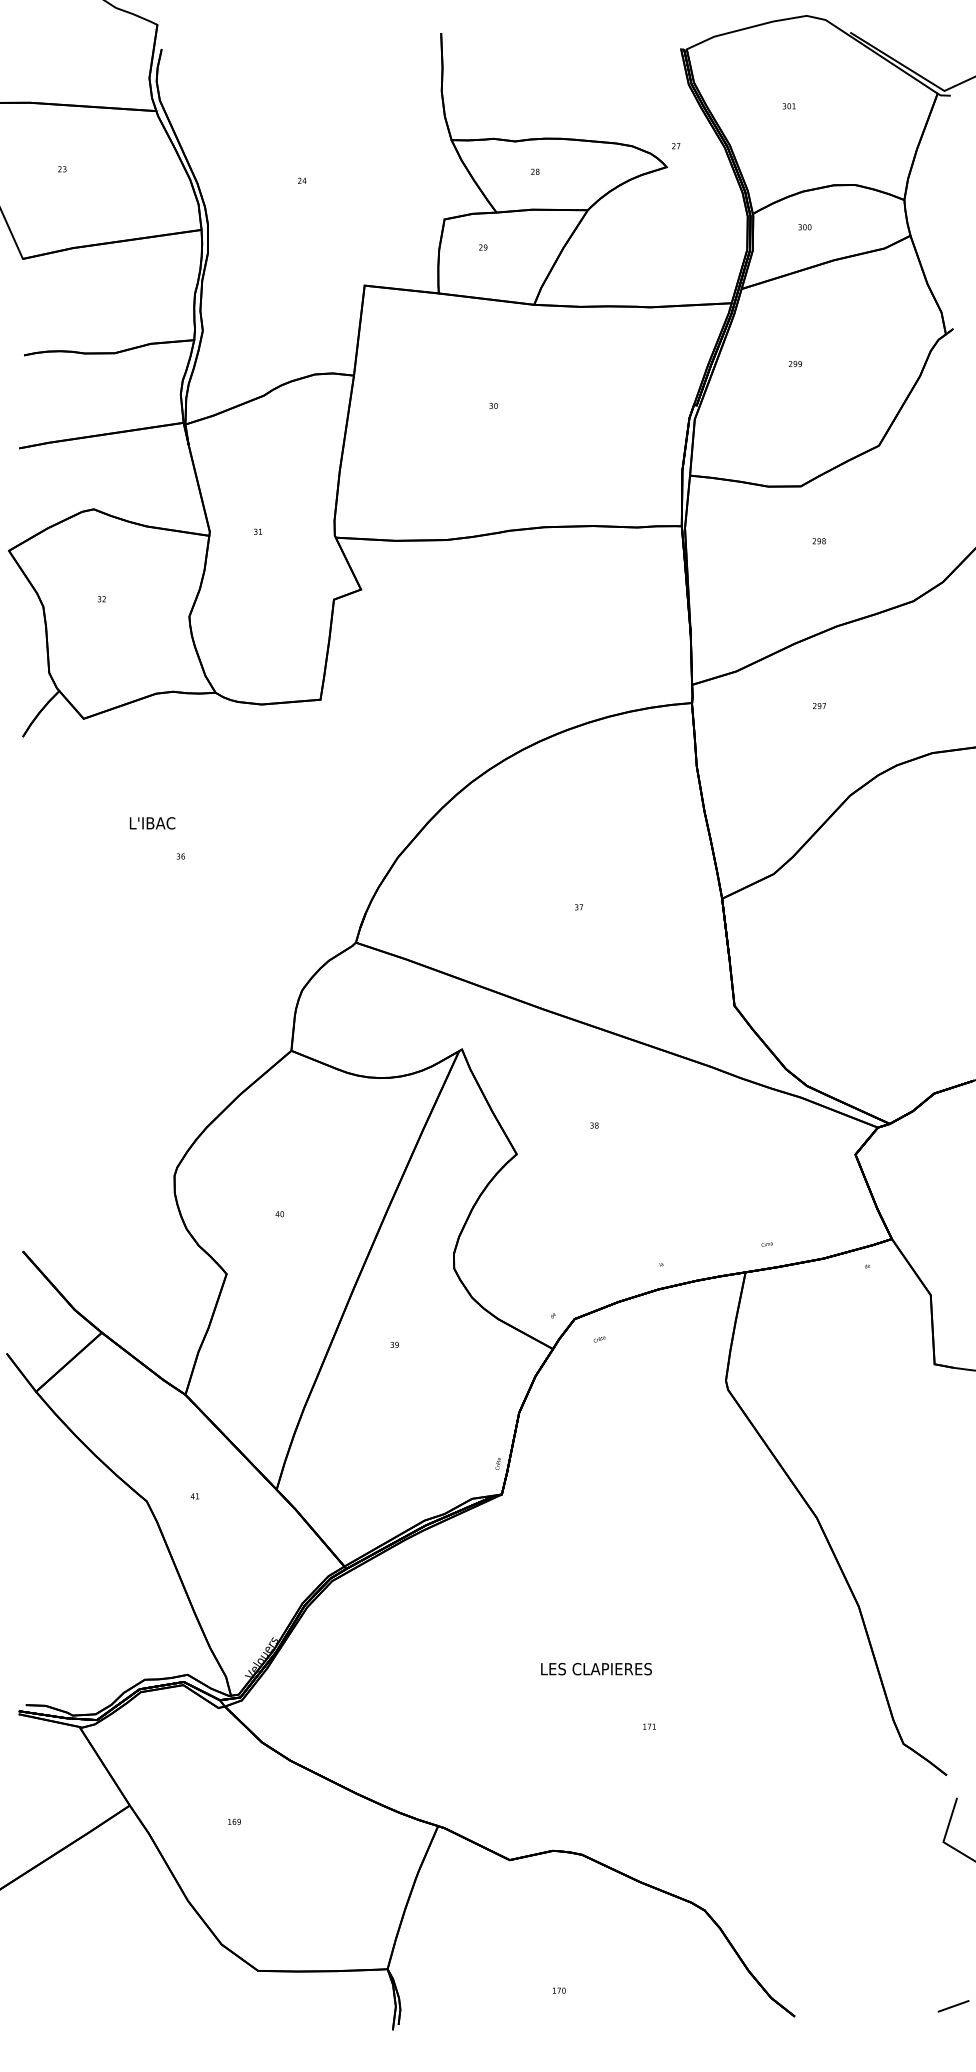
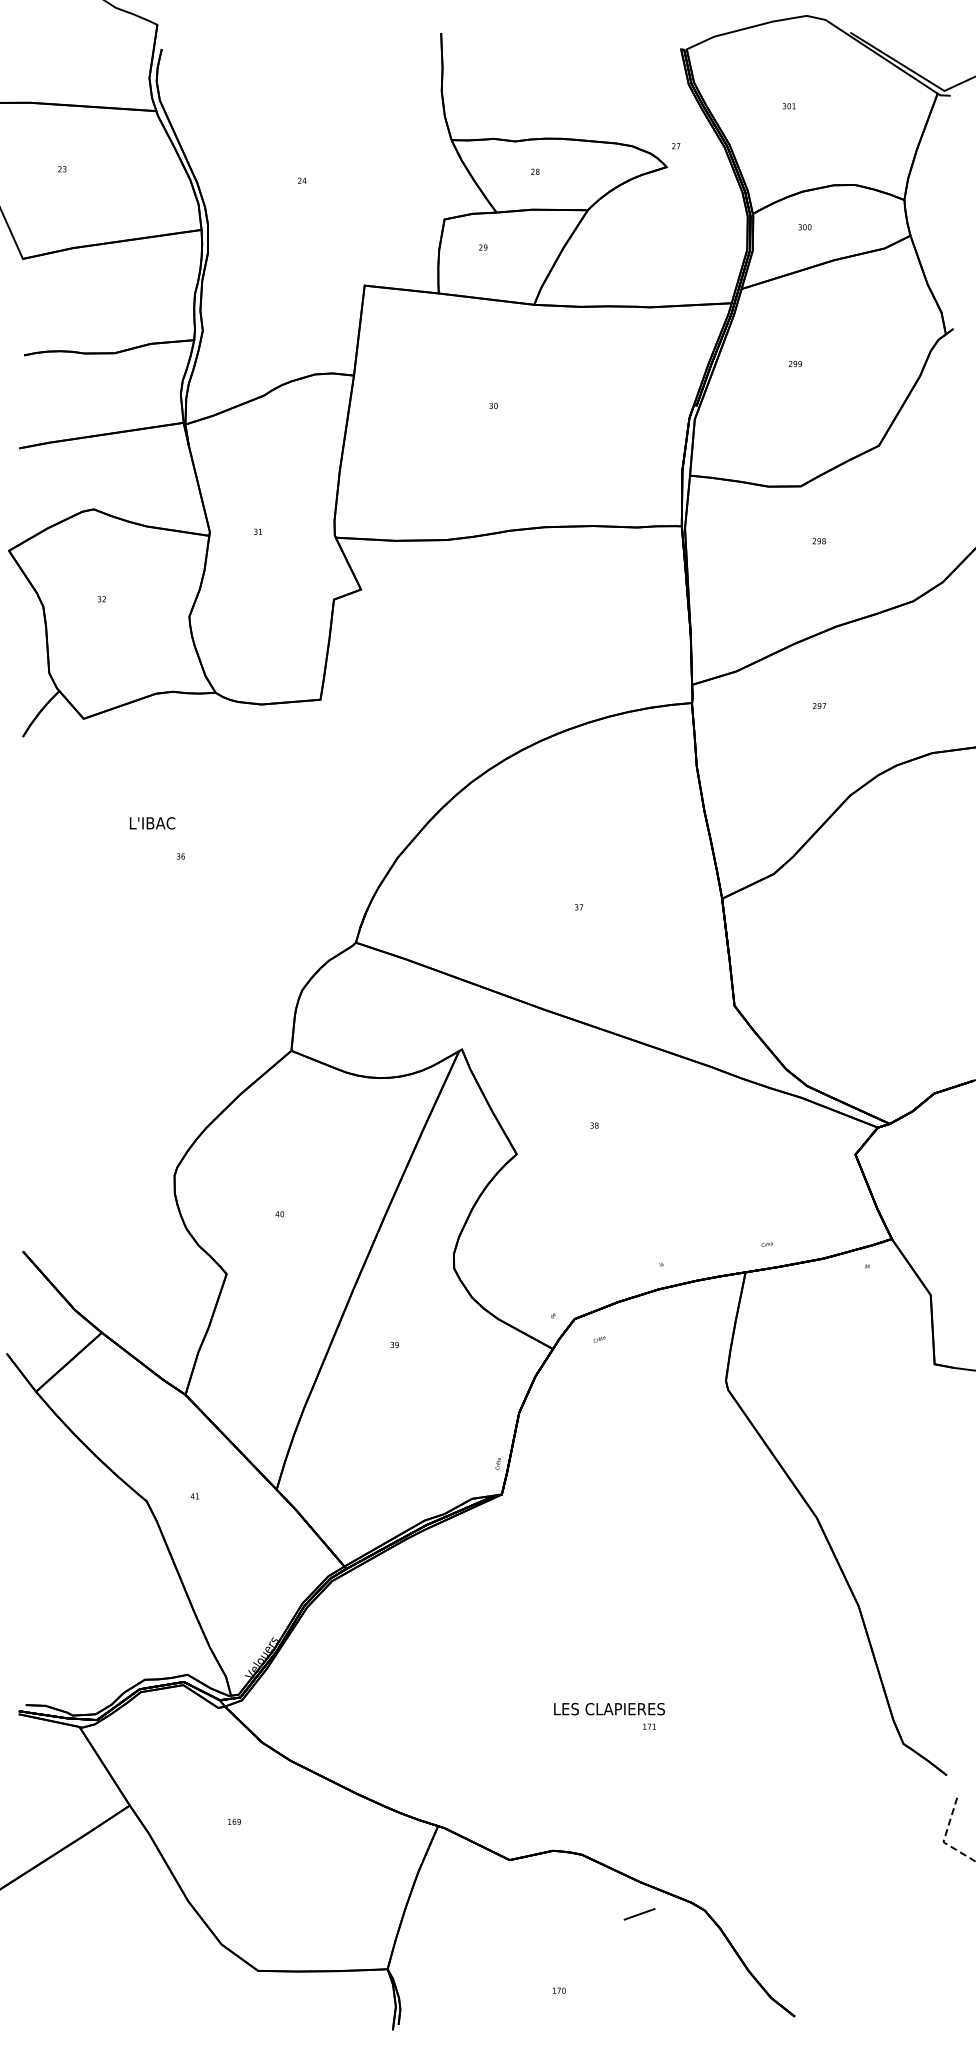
text position: (596, 1669) -> (609, 1709) (609, 1709)
line: solid -> dashed (944, 1838)
line position: (953, 2006) -> (639, 1914) (639, 1914)
